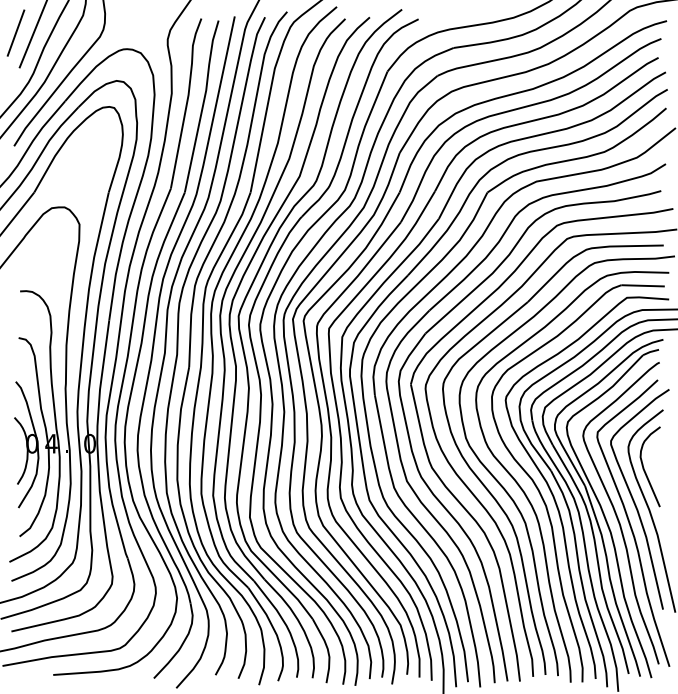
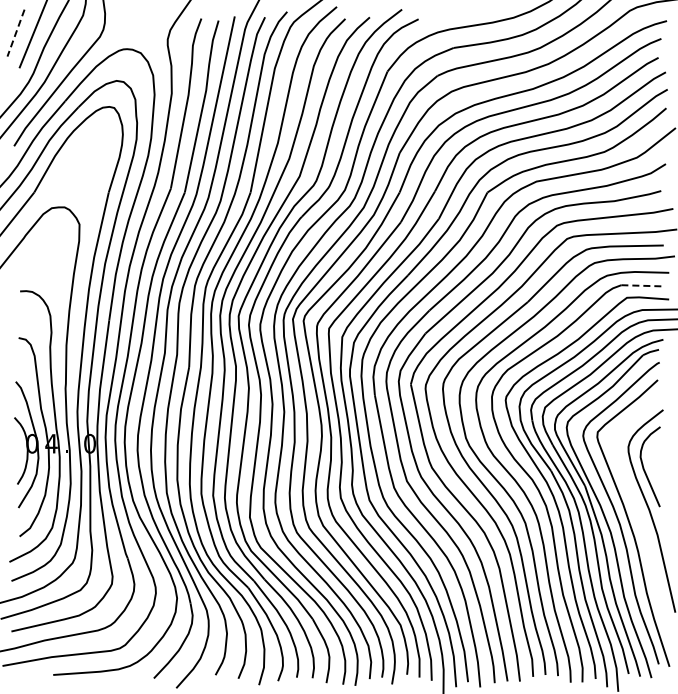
line: solid -> dashed (16, 33)
line: solid -> dashed (643, 285)
curve: present -> none (635, 502)
